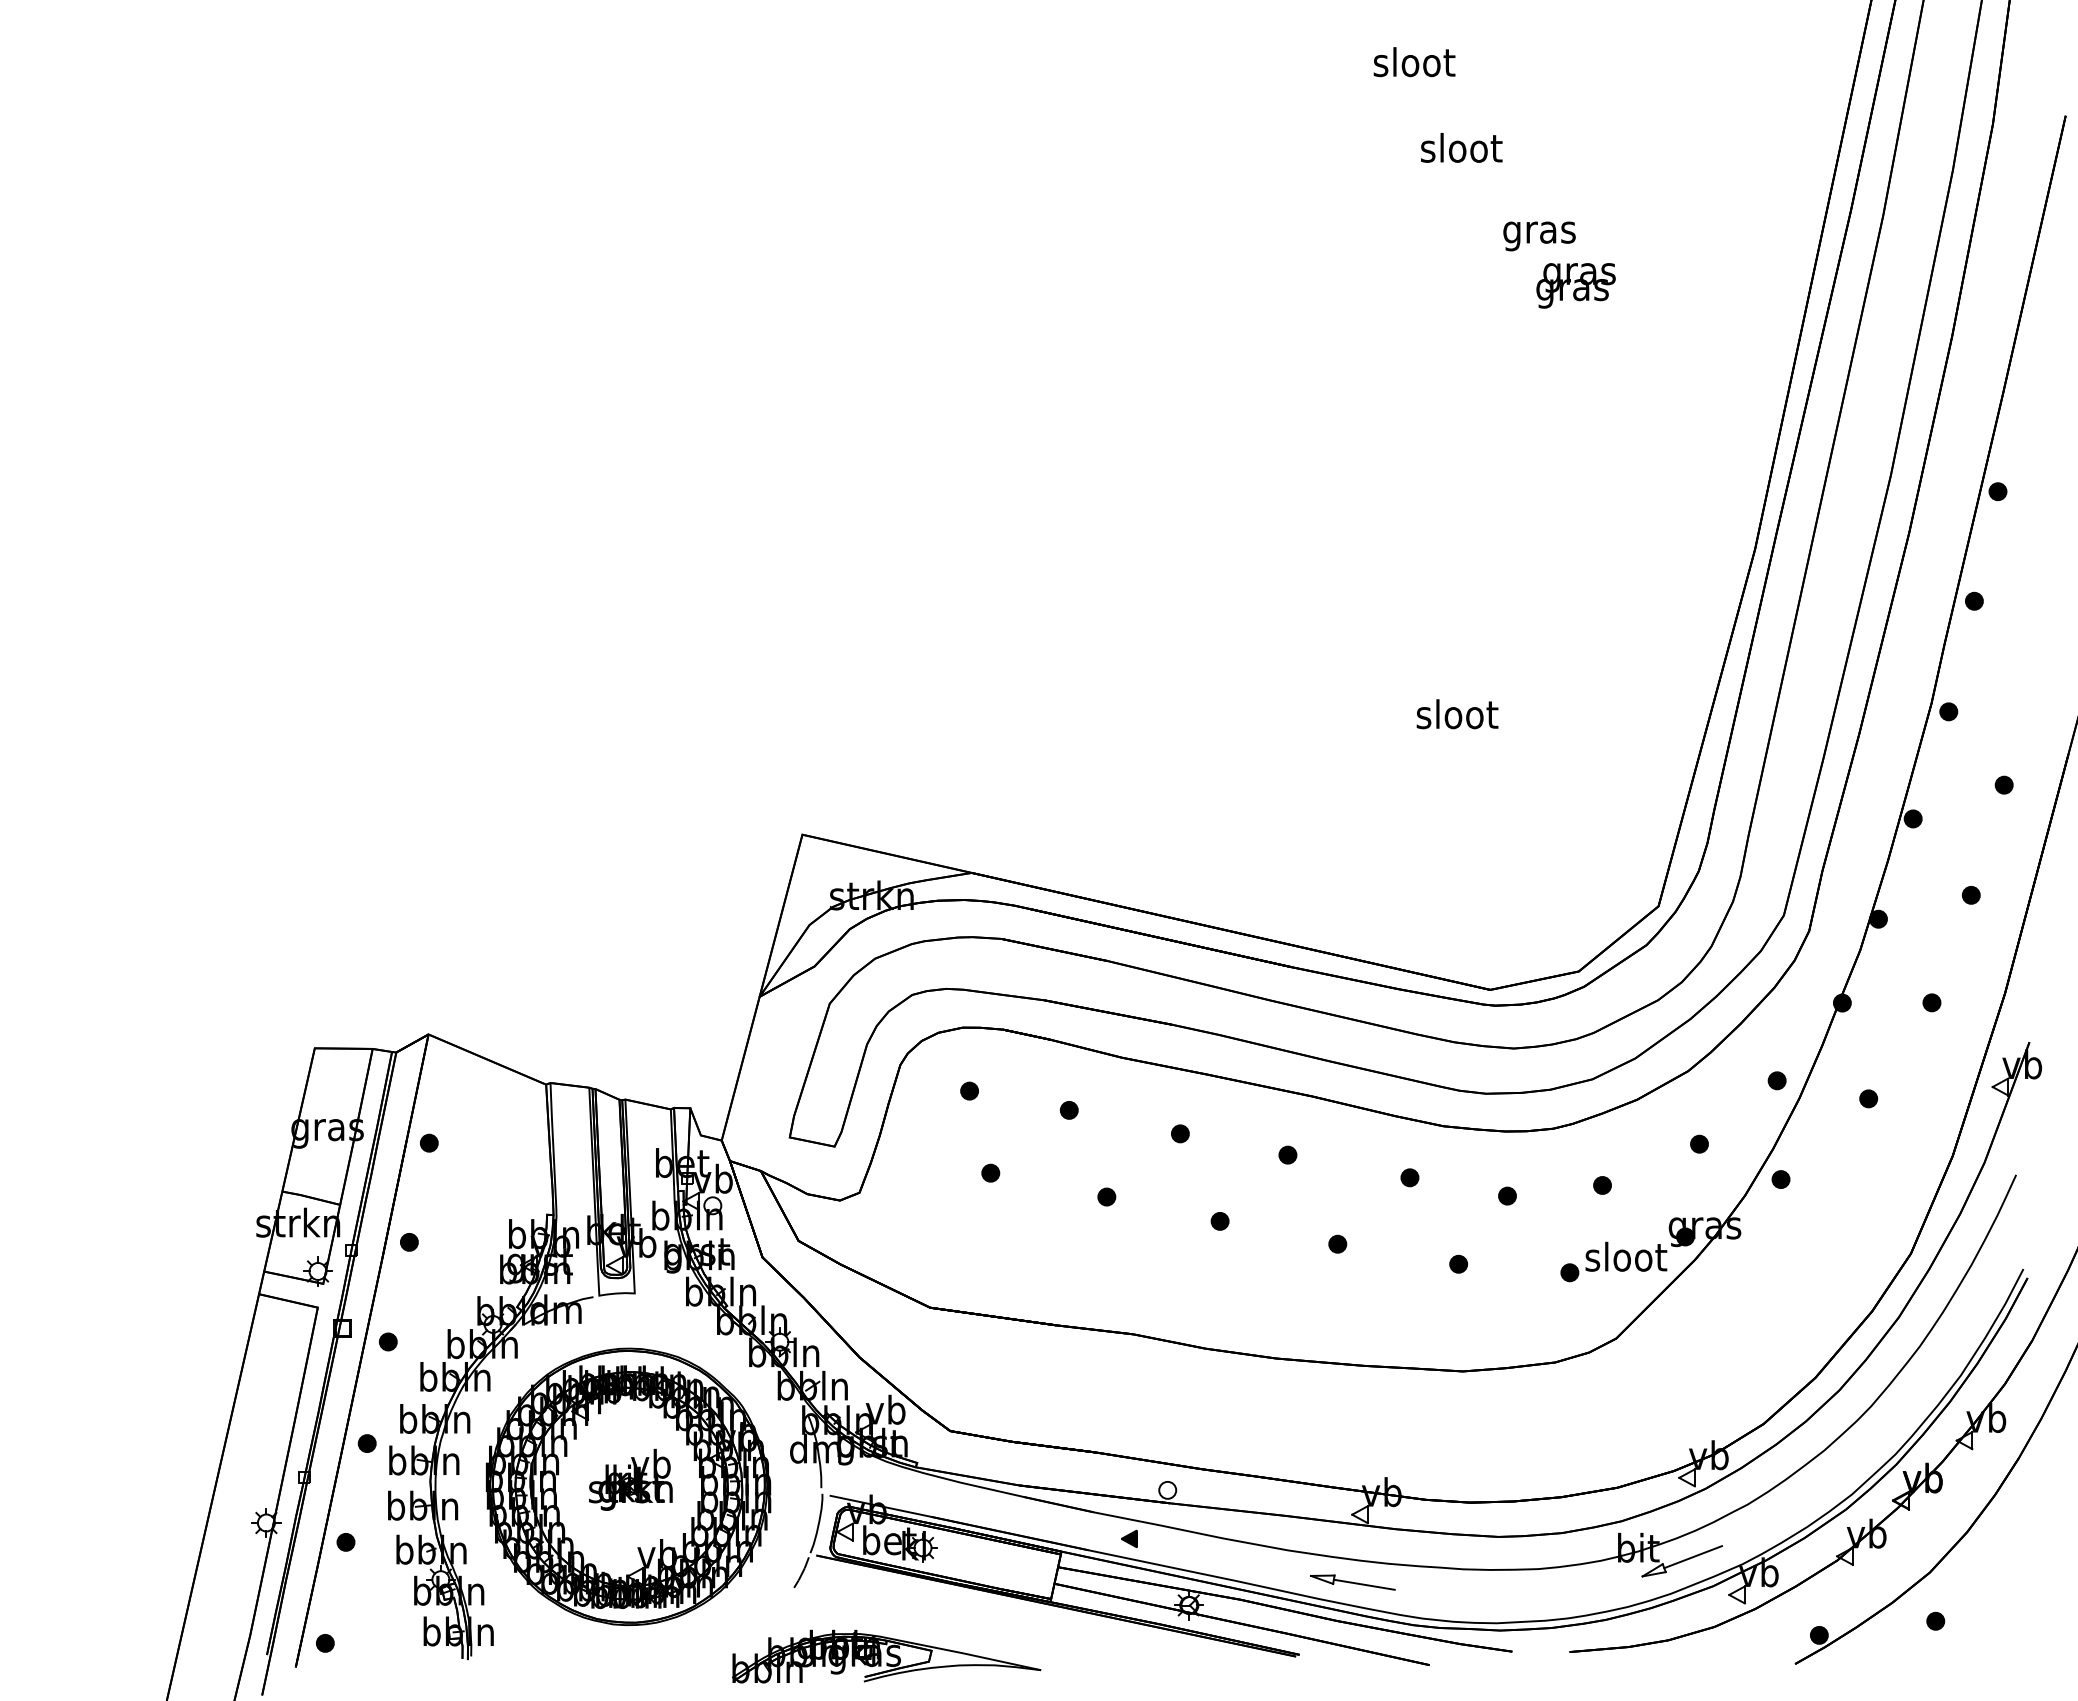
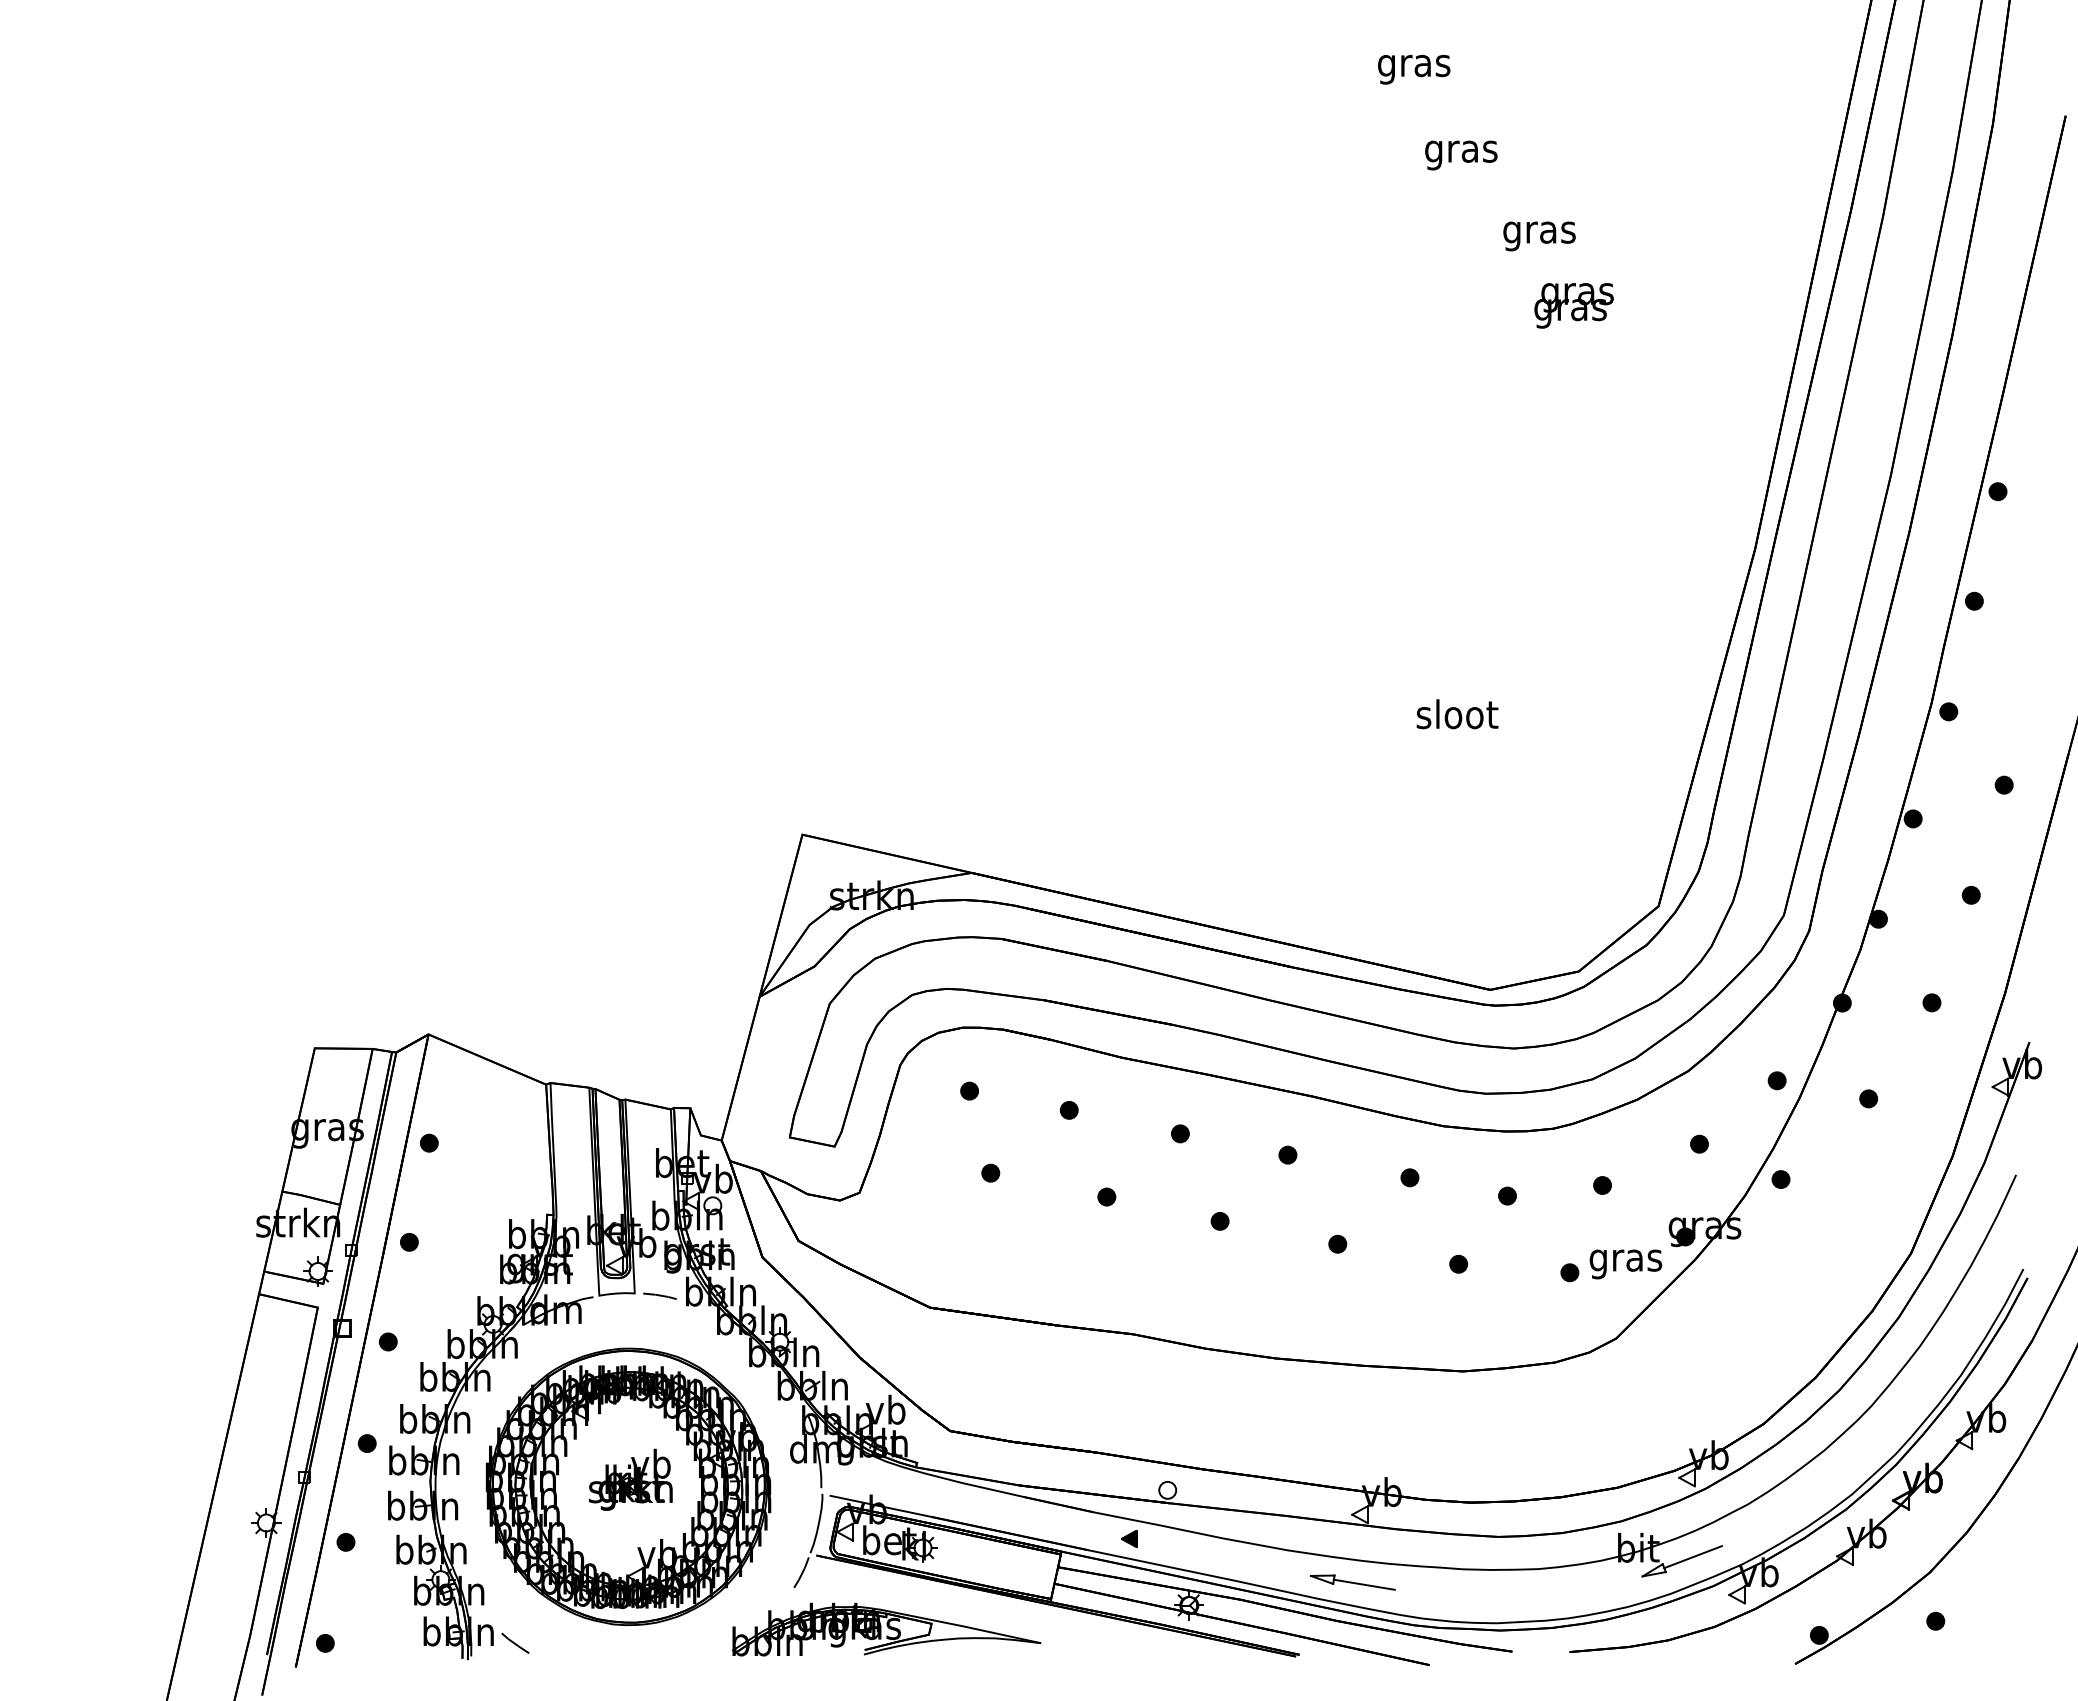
text: sloot -> gras (1414, 65)
text: sloot -> gras (1461, 151)
text position: (1575, 285) -> (1573, 305) (1573, 305)
text: sloot -> gras (1626, 1260)
line: none -> present (659, 1295)
line: none -> present (514, 1642)
part position: (886, 1656) -> (886, 1629) (886, 1629)
